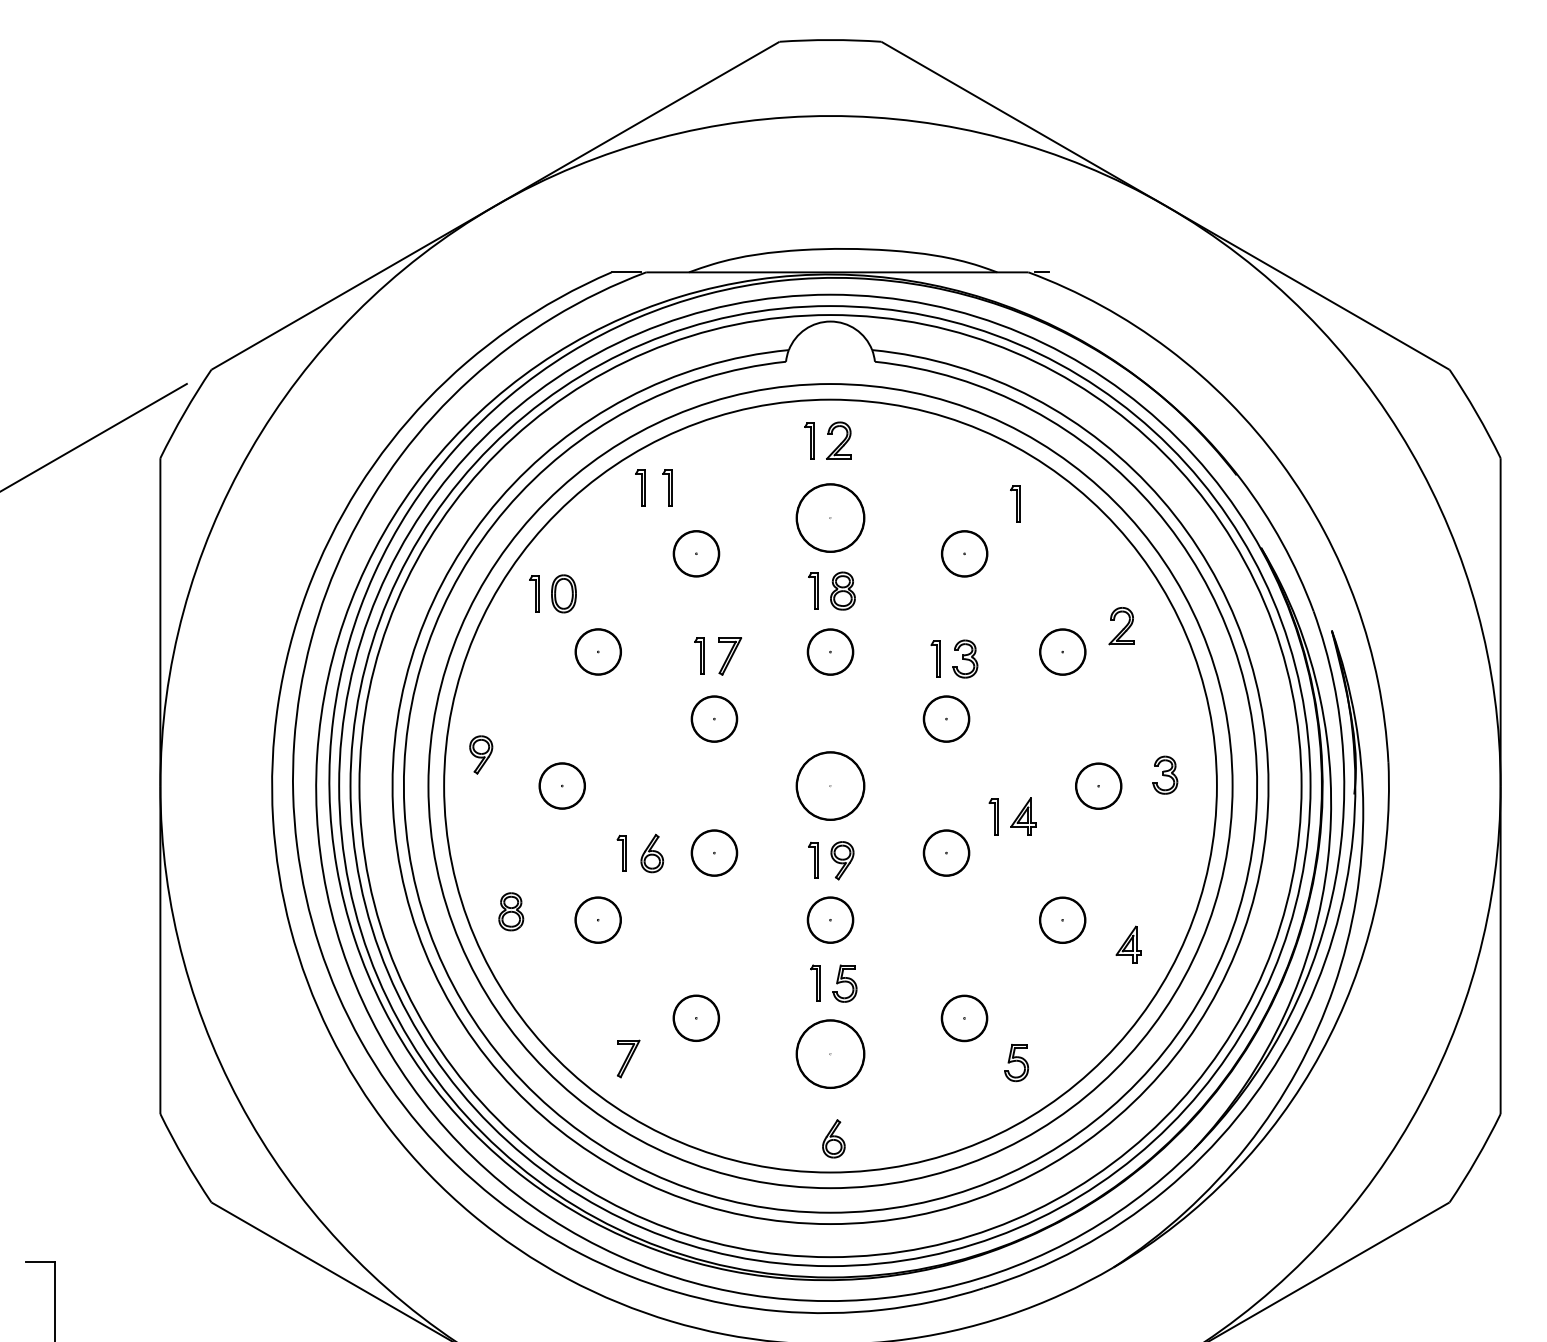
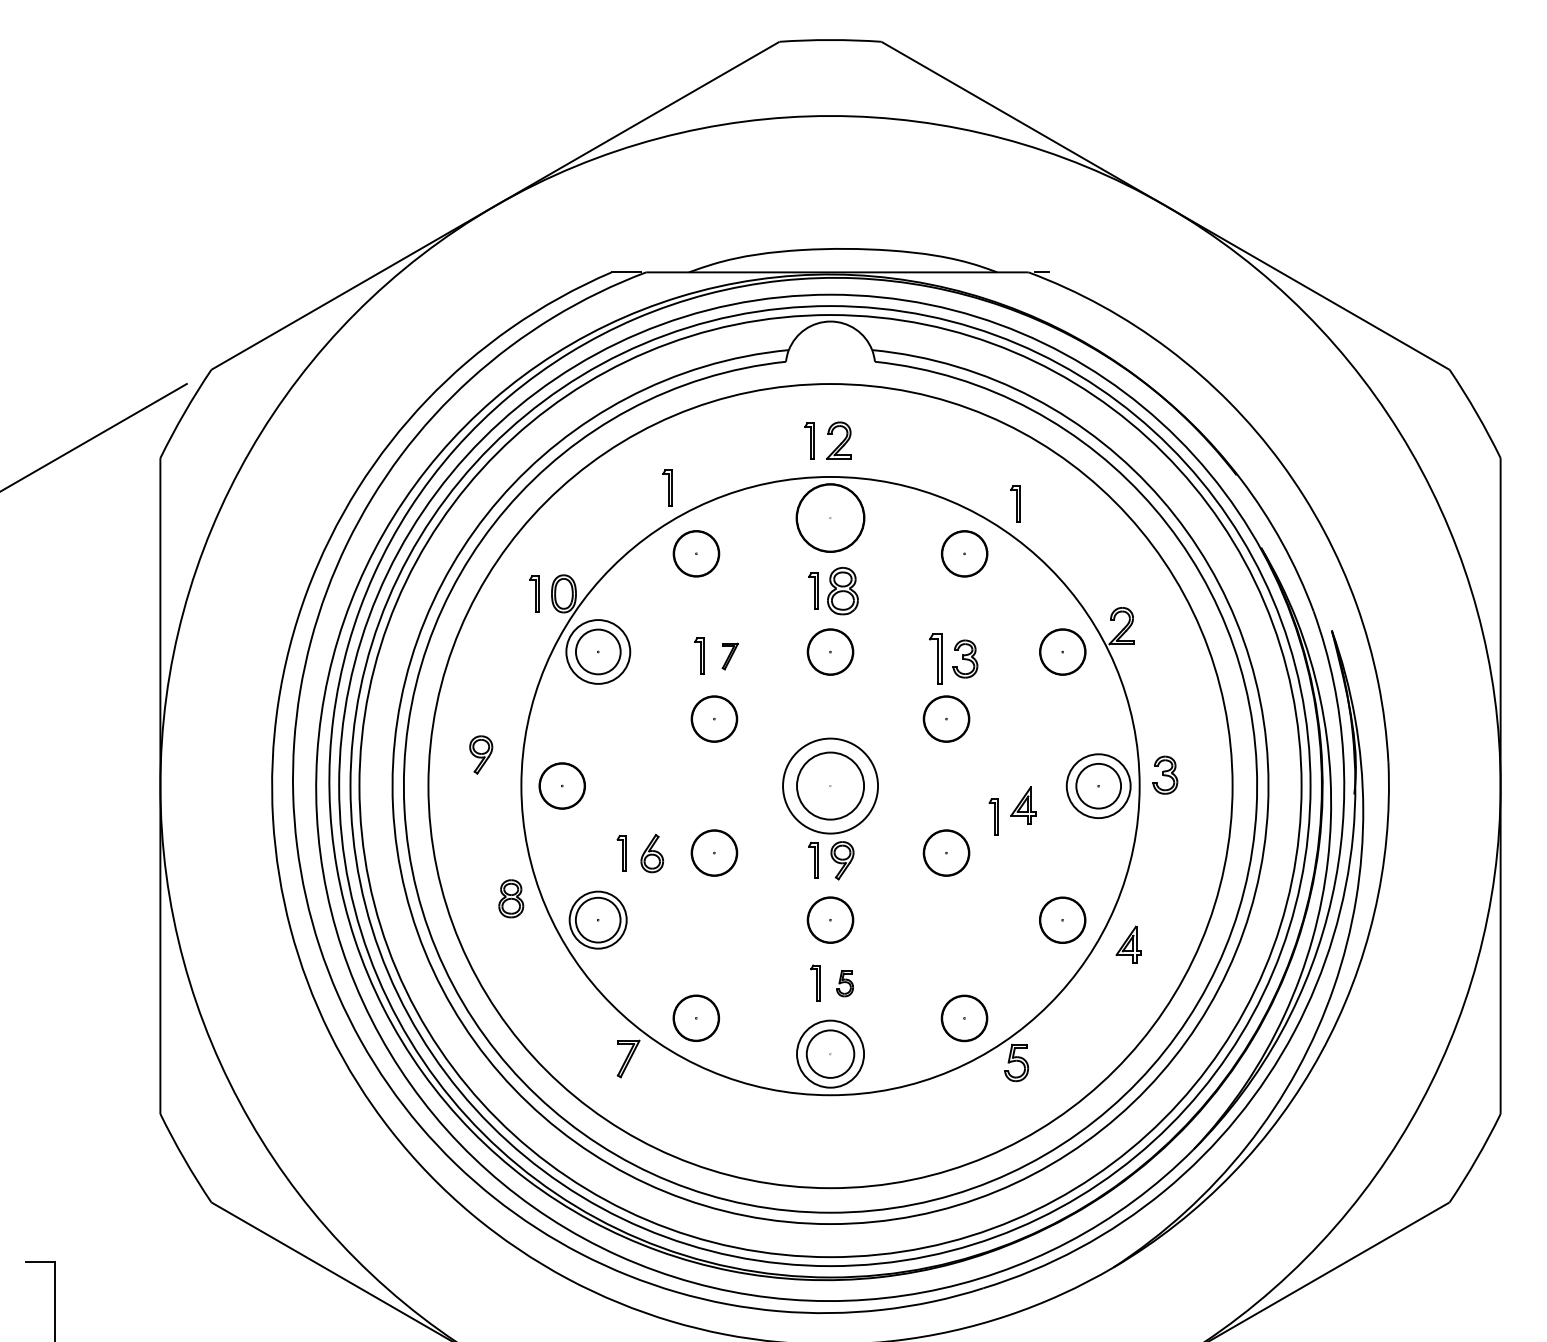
part: present -> none (640, 487)
part size: 26x40 px -> 32x49 px (842, 591)
circle diameter: 46 px -> 64 px (598, 651)
part size: 25x39 px -> 18x29 px (729, 656)
part size: 11x38 px -> 14x52 px (935, 658)
circle diameter: 773 px -> 618 px (830, 785)
circle diameter: 68 px -> 95 px (830, 785)
circle diameter: 46 px -> 64 px (1098, 786)
part position: (1023, 816) -> (1023, 805) (1023, 805)
part position: (511, 911) -> (511, 898) (511, 898)
circle diameter: 46 px -> 57 px (597, 919)
part size: 26x39 px -> 18x28 px (844, 983)
circle diameter: 68 px -> 47 px (830, 1053)
part: present -> none (833, 1138)
